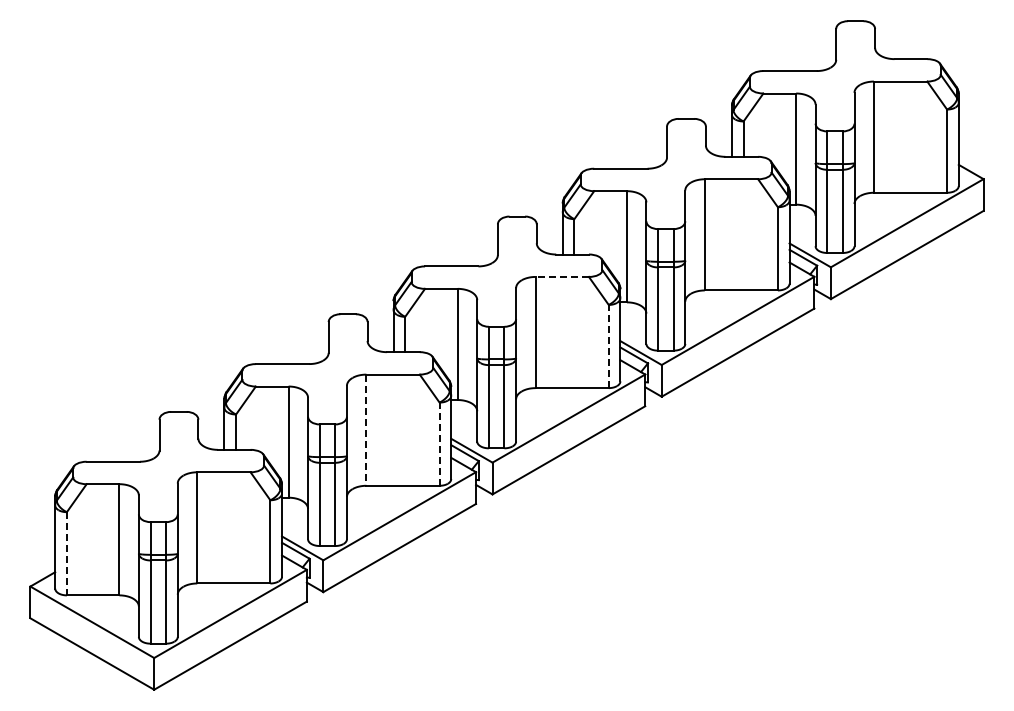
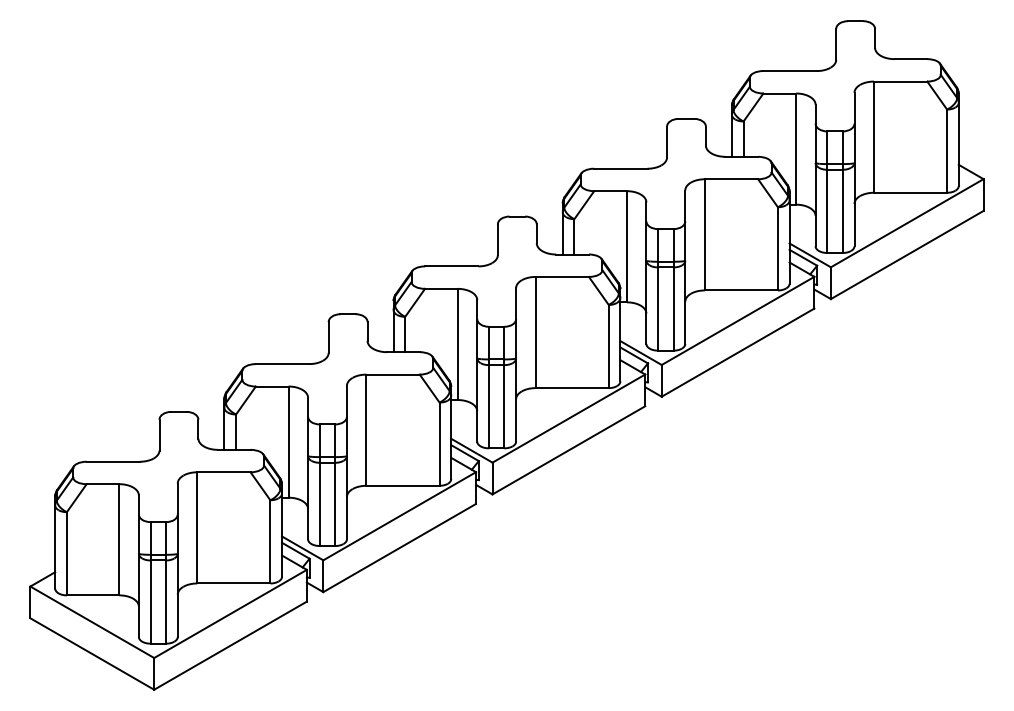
line: dashed -> solid (562, 276)
line: dashed -> solid (608, 346)
line: dashed -> solid (366, 430)
line: dashed -> solid (439, 444)
line: dashed -> solid (66, 553)
